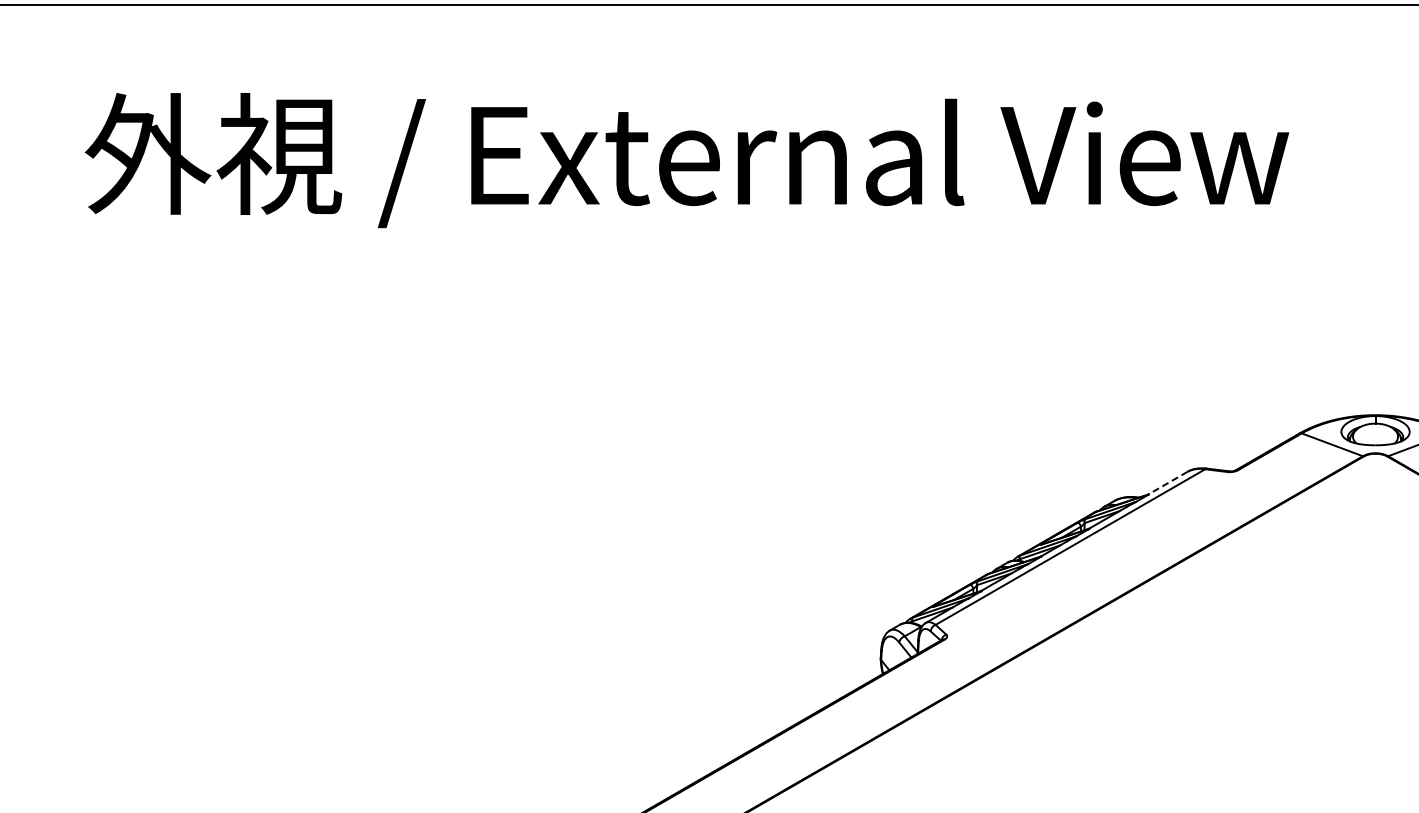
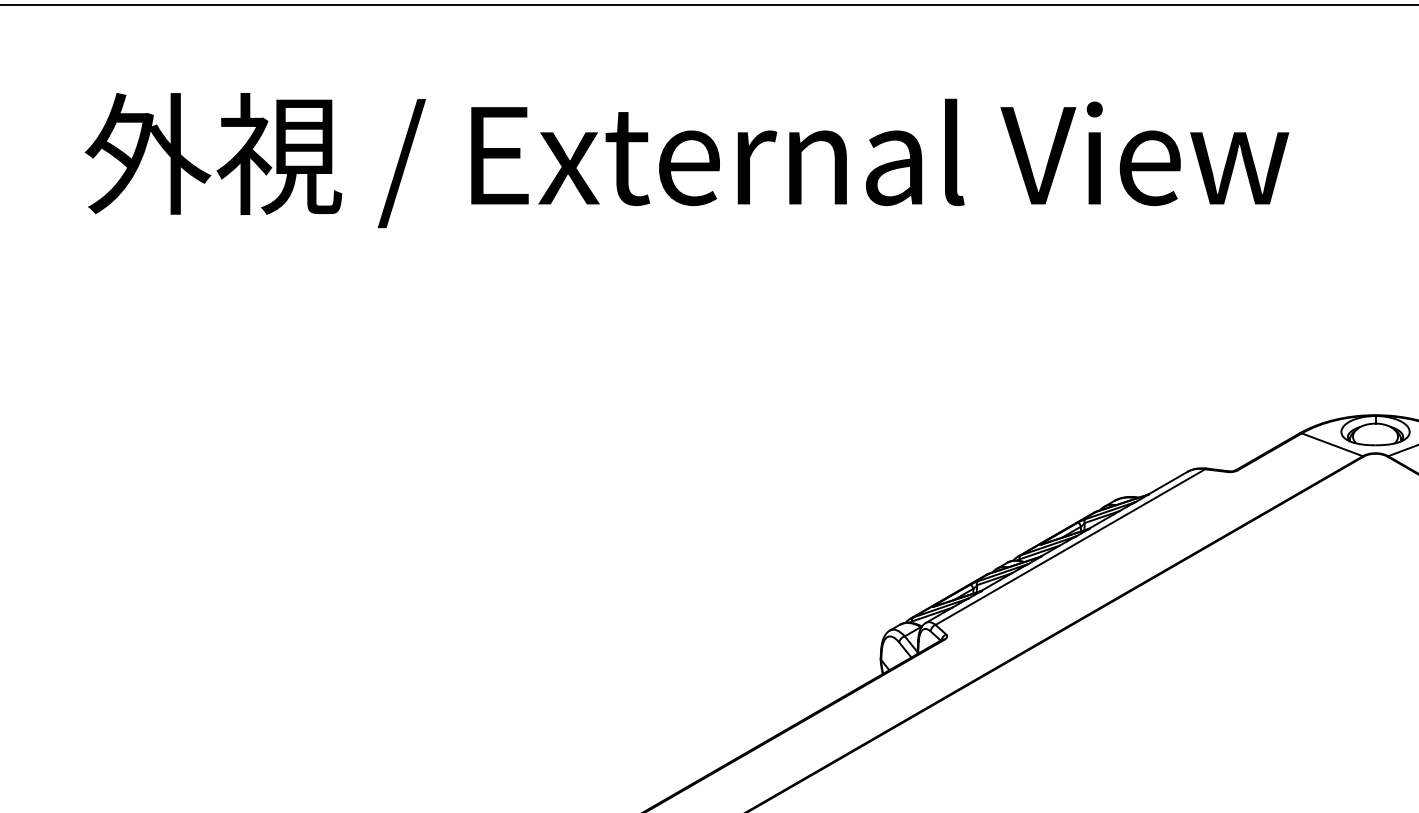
line: dashed -> solid (1167, 483)
